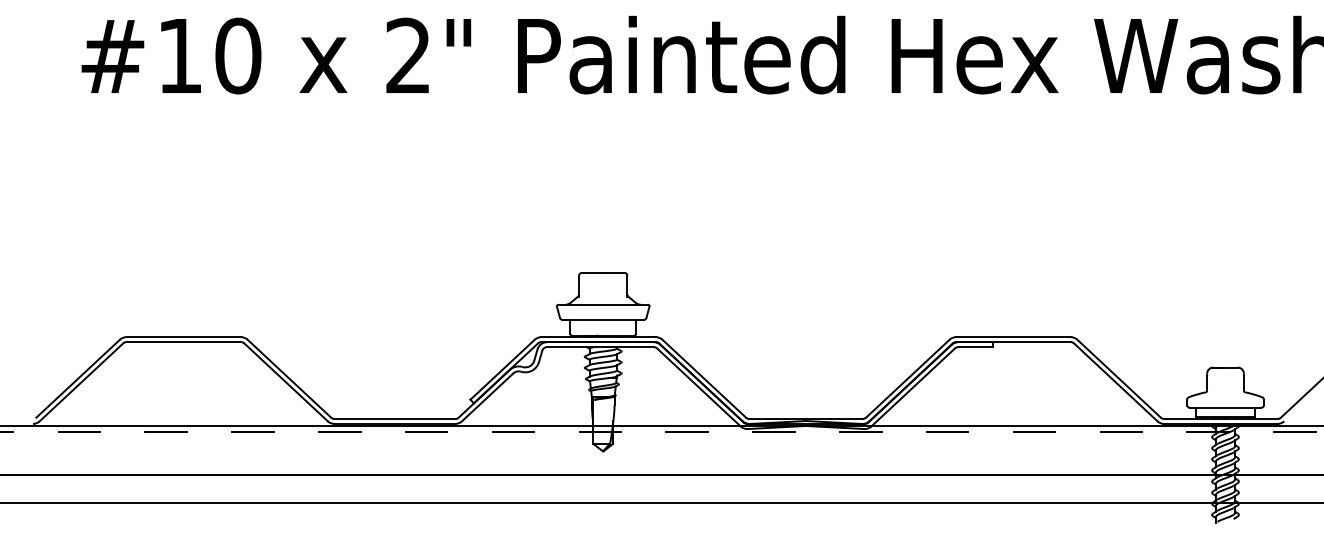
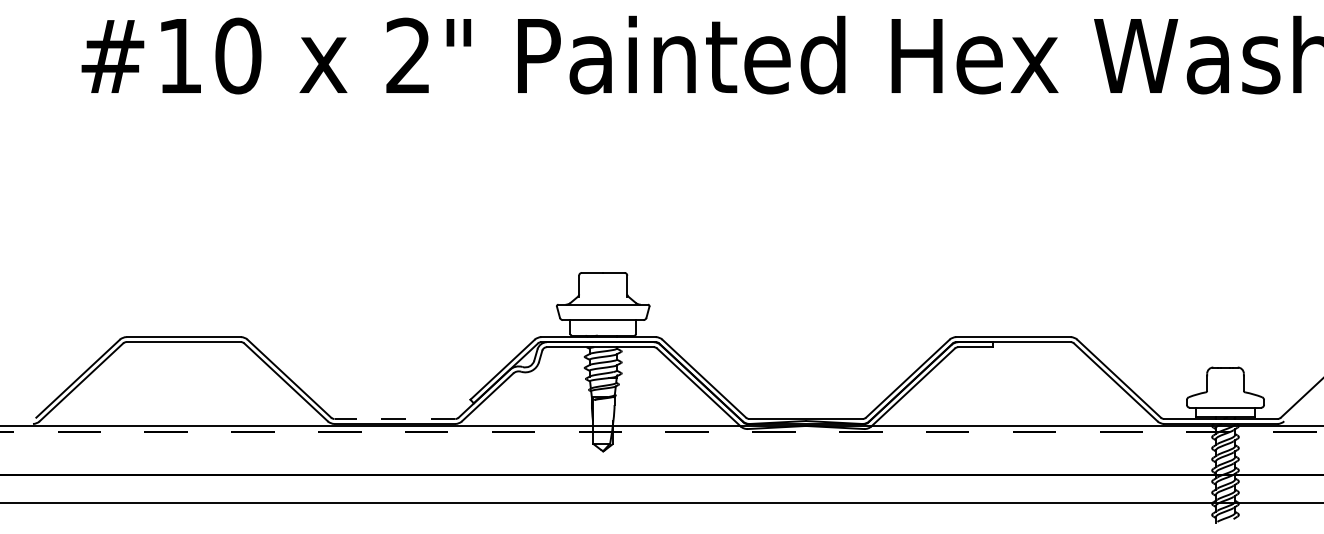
line: solid -> dashed (394, 419)
